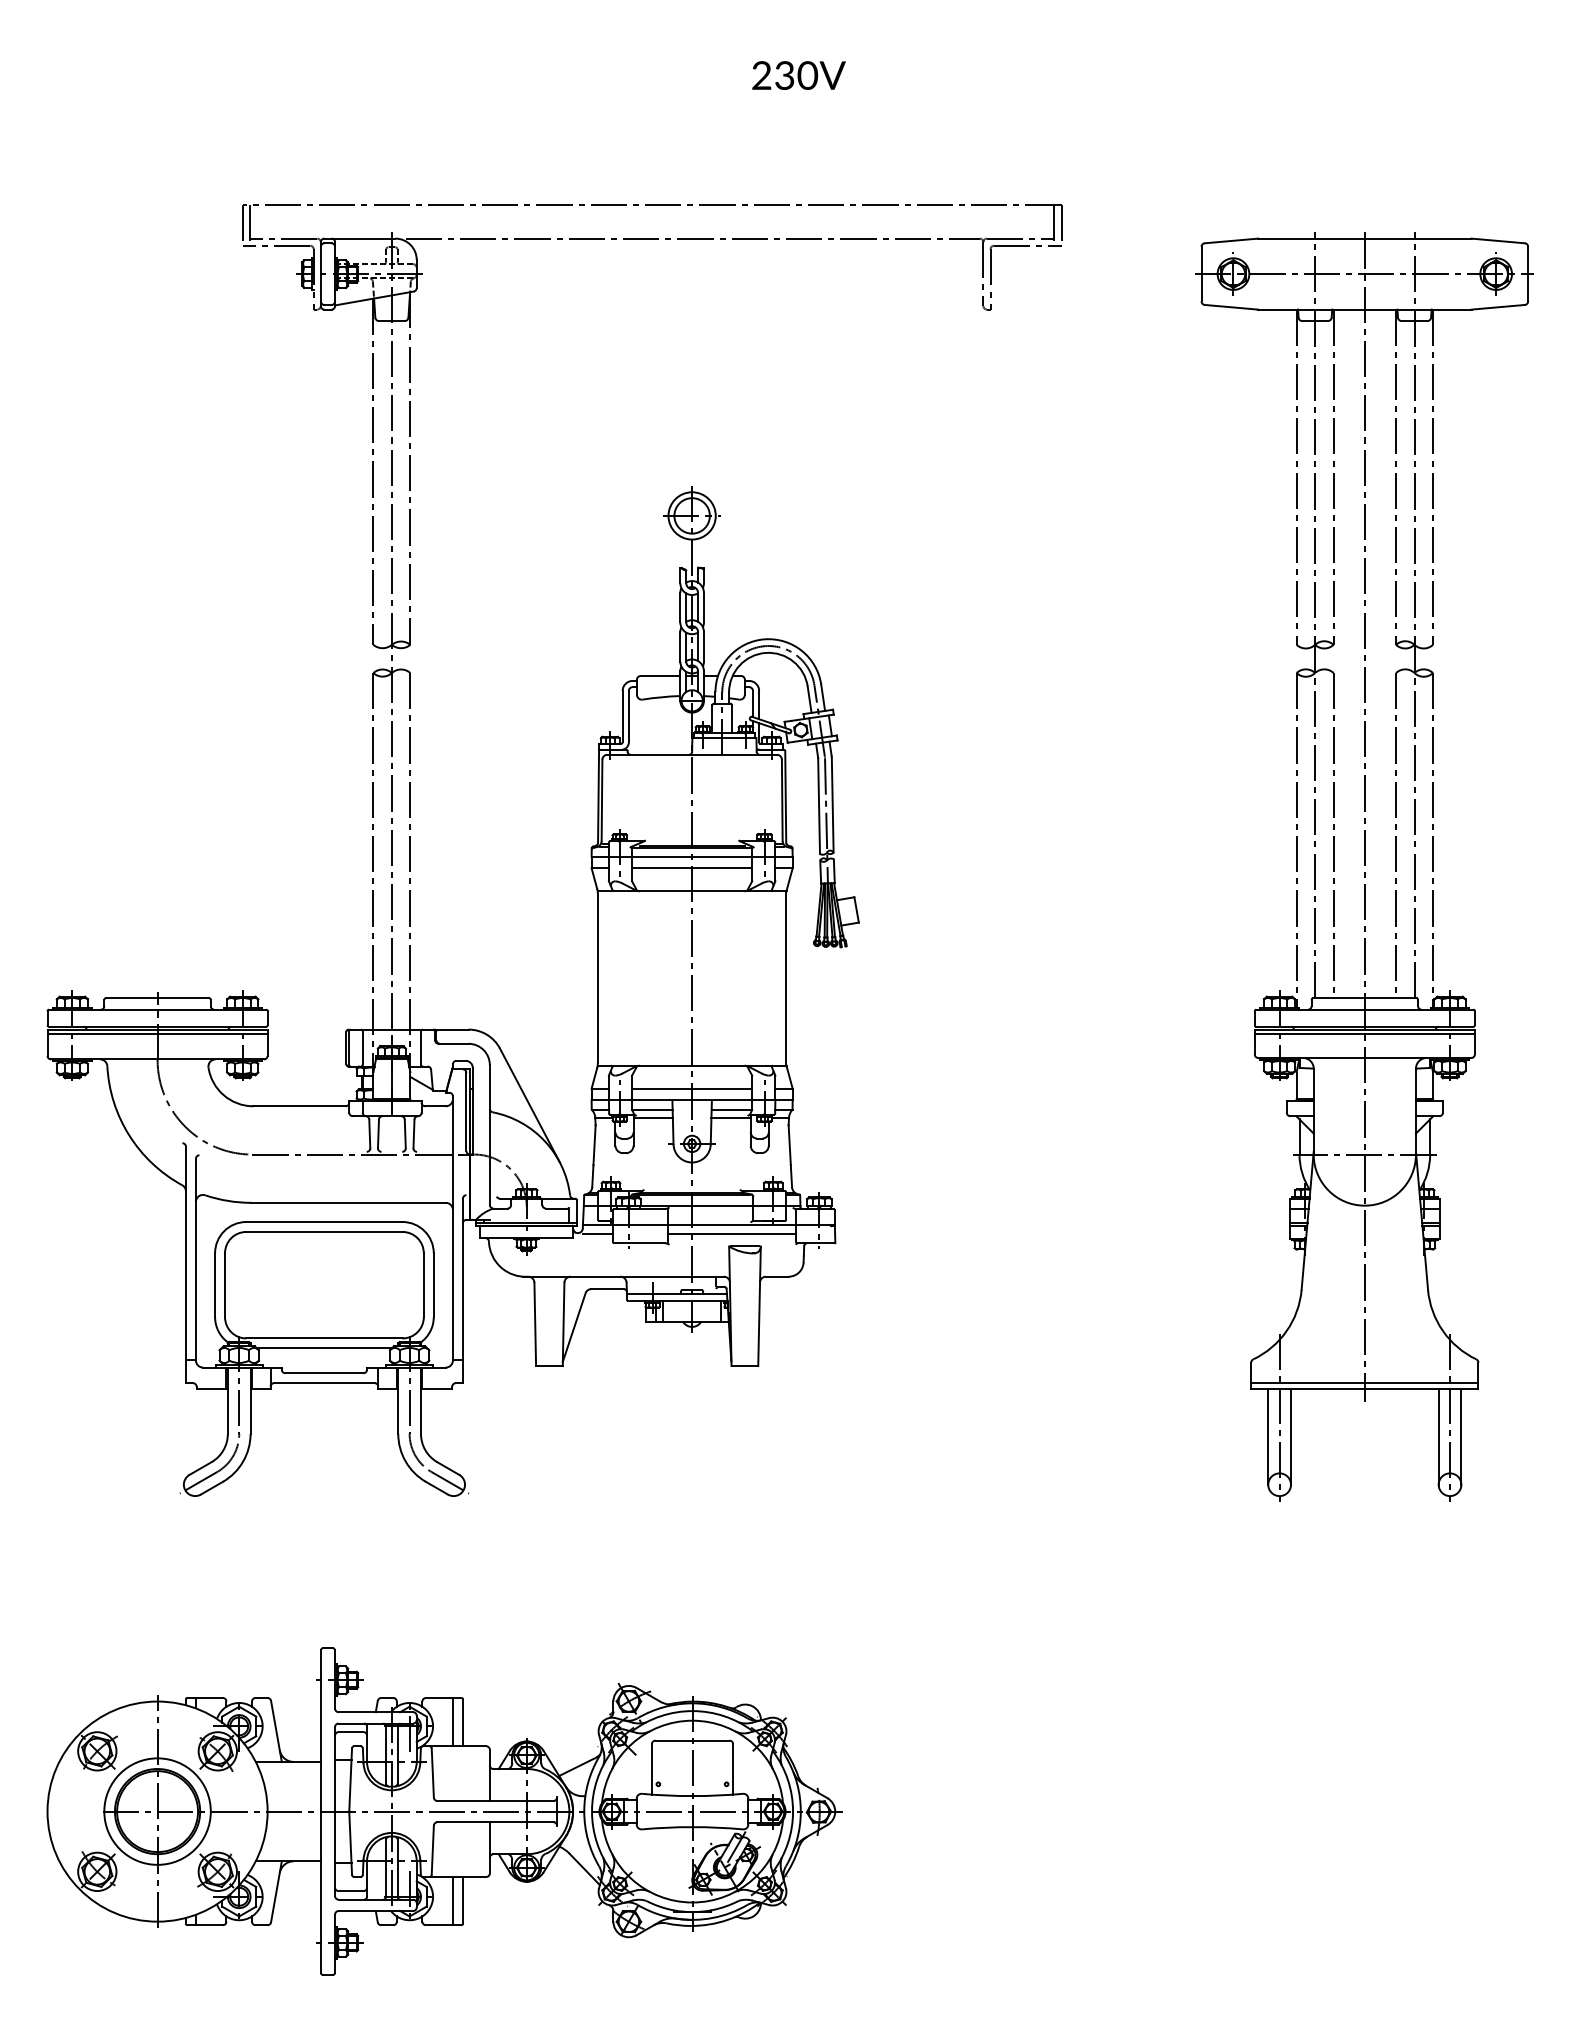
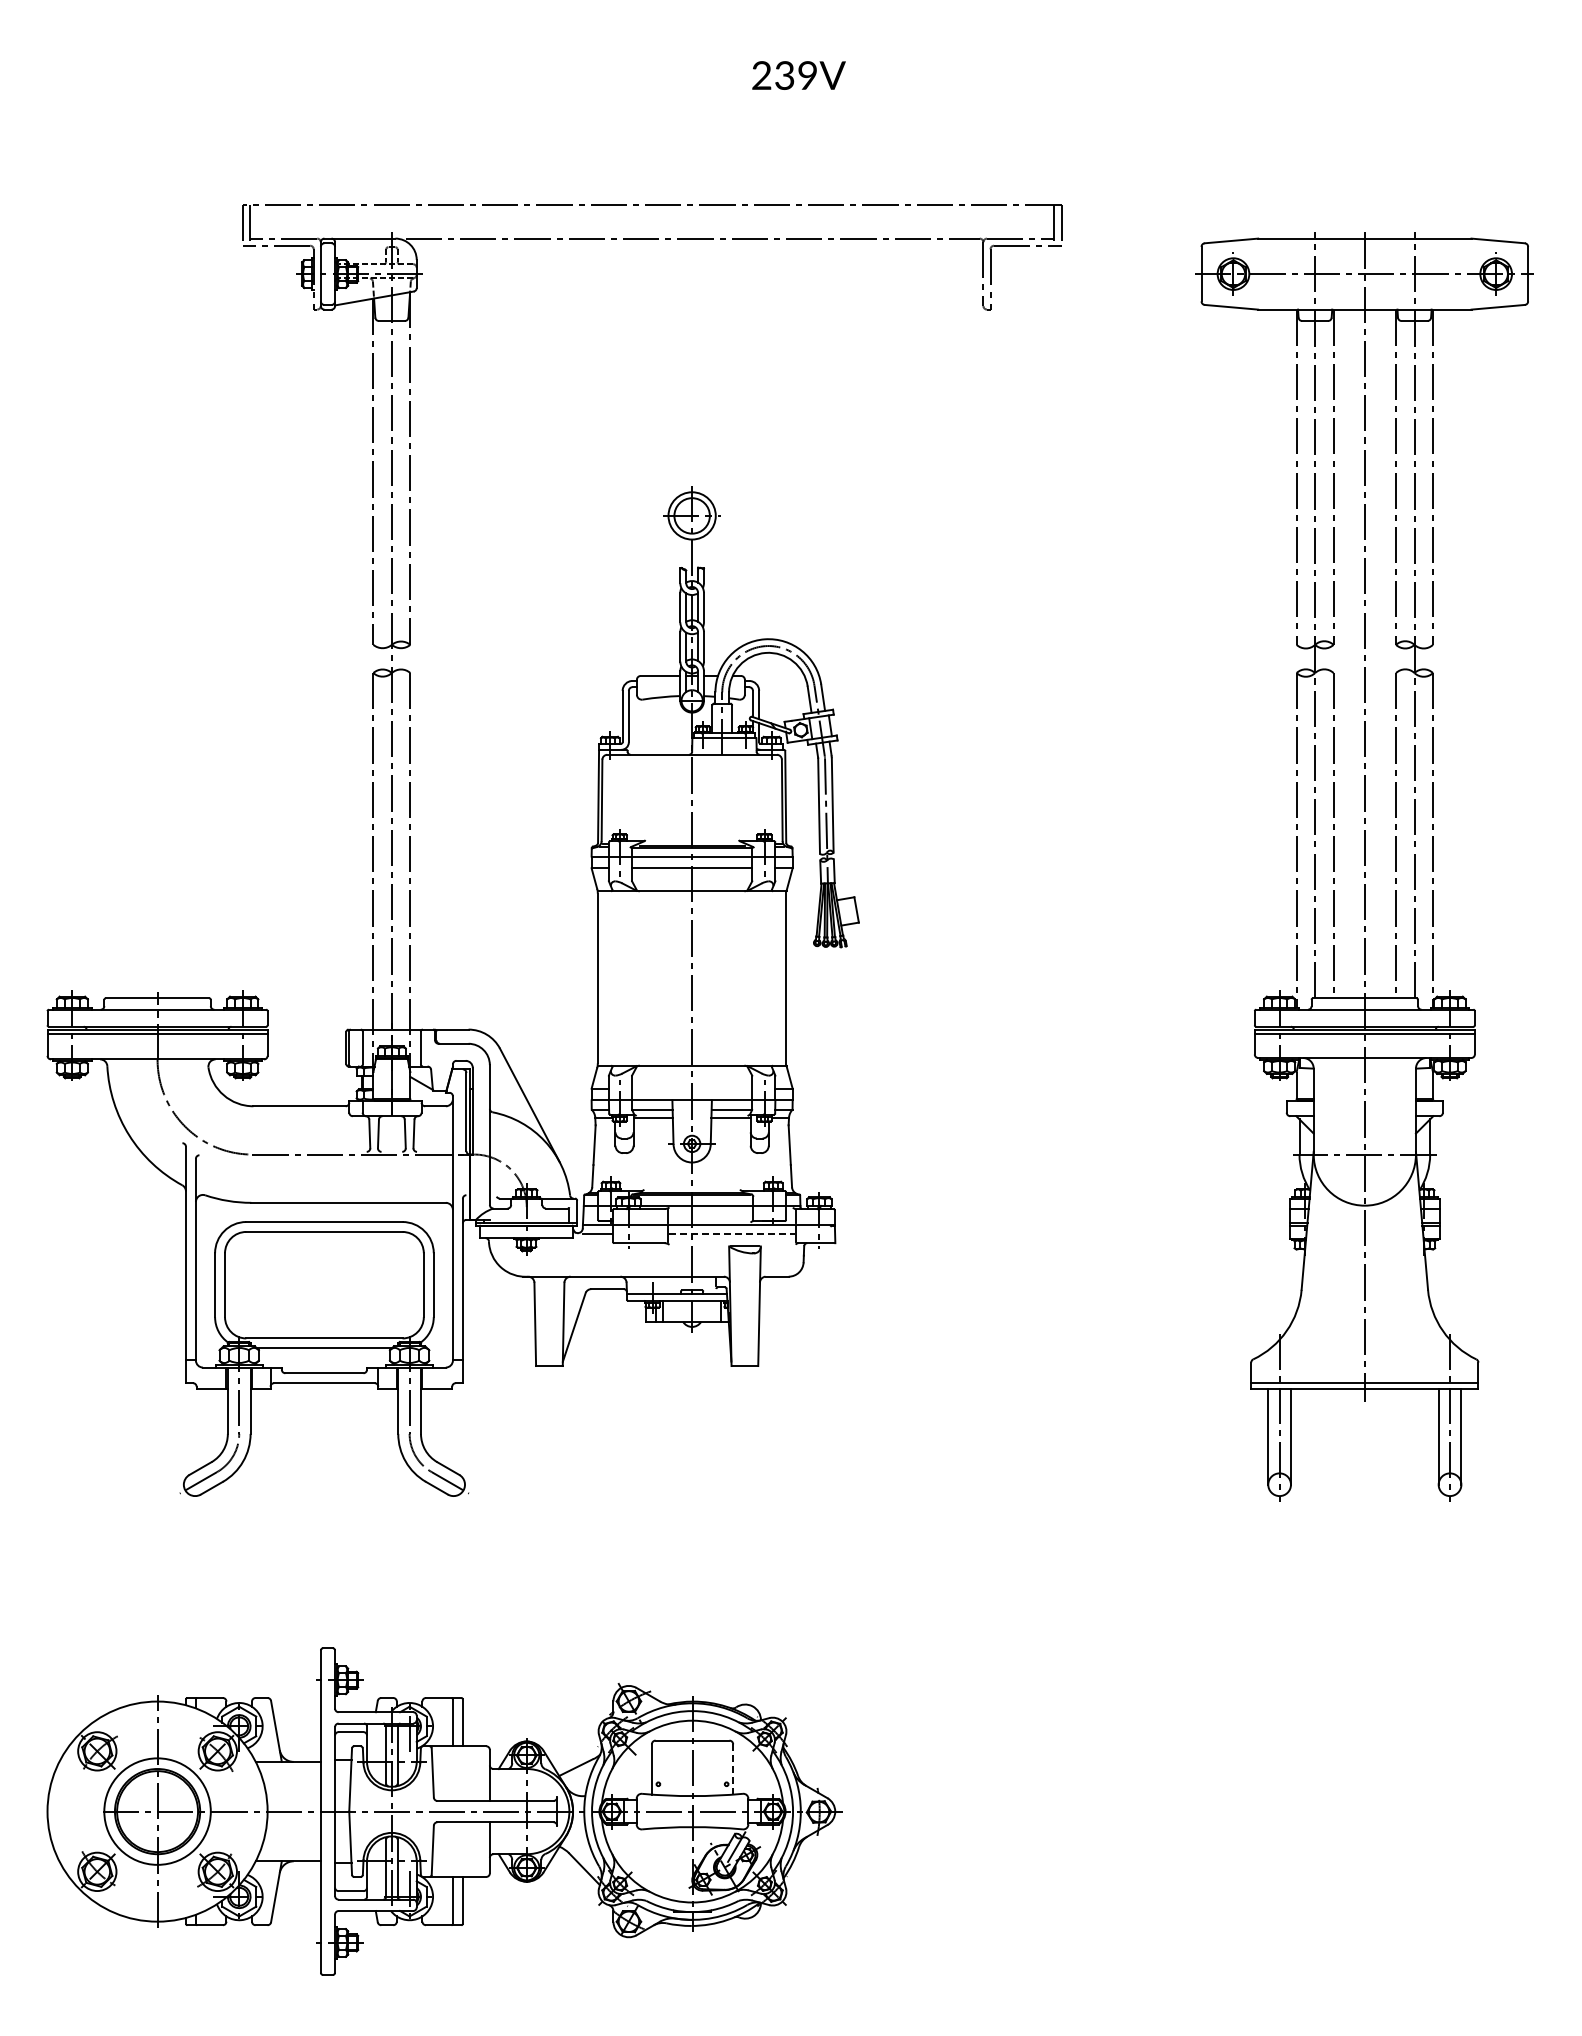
text: 230V -> 239V (807, 75)
line: present -> none (692, 1088)
line: solid -> dashed (731, 1233)
line: solid -> dashed (733, 1768)
